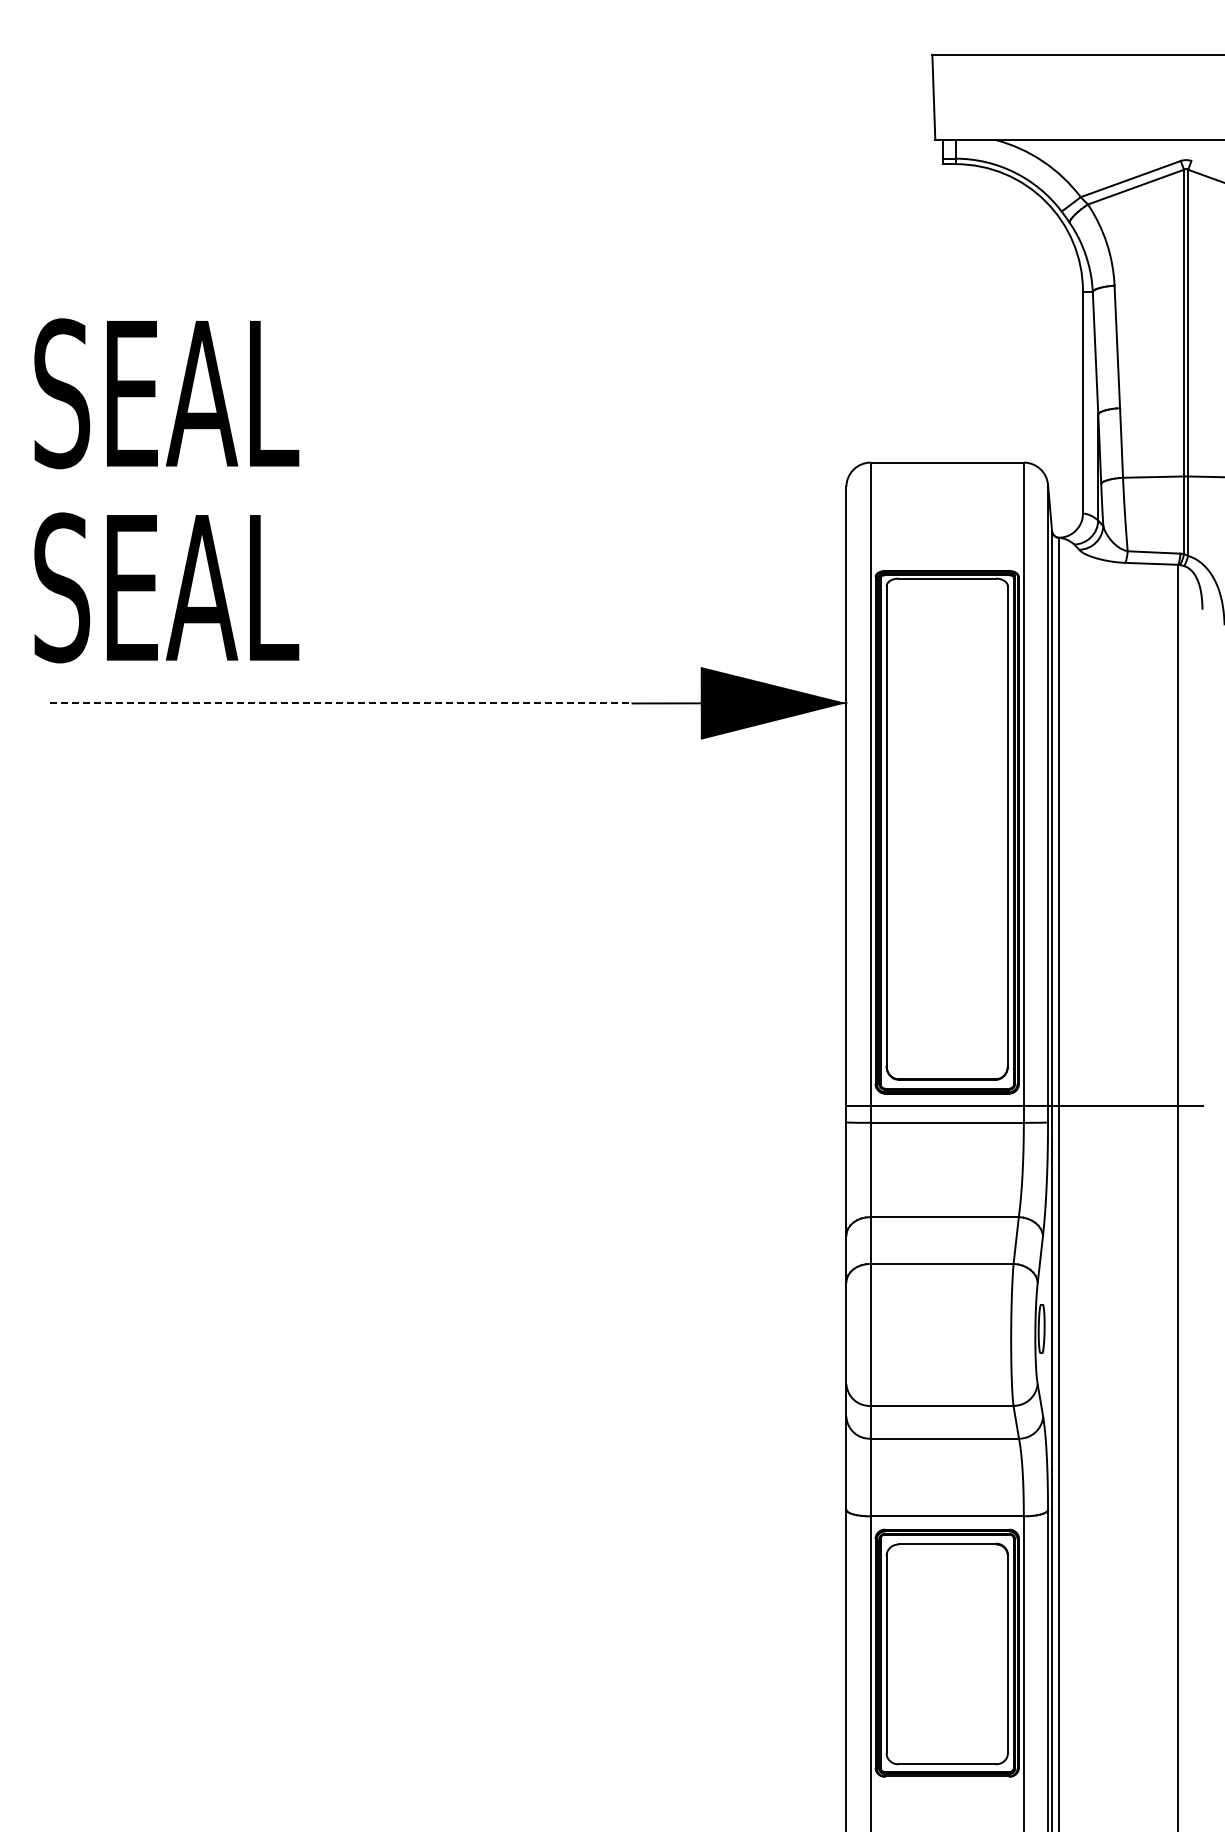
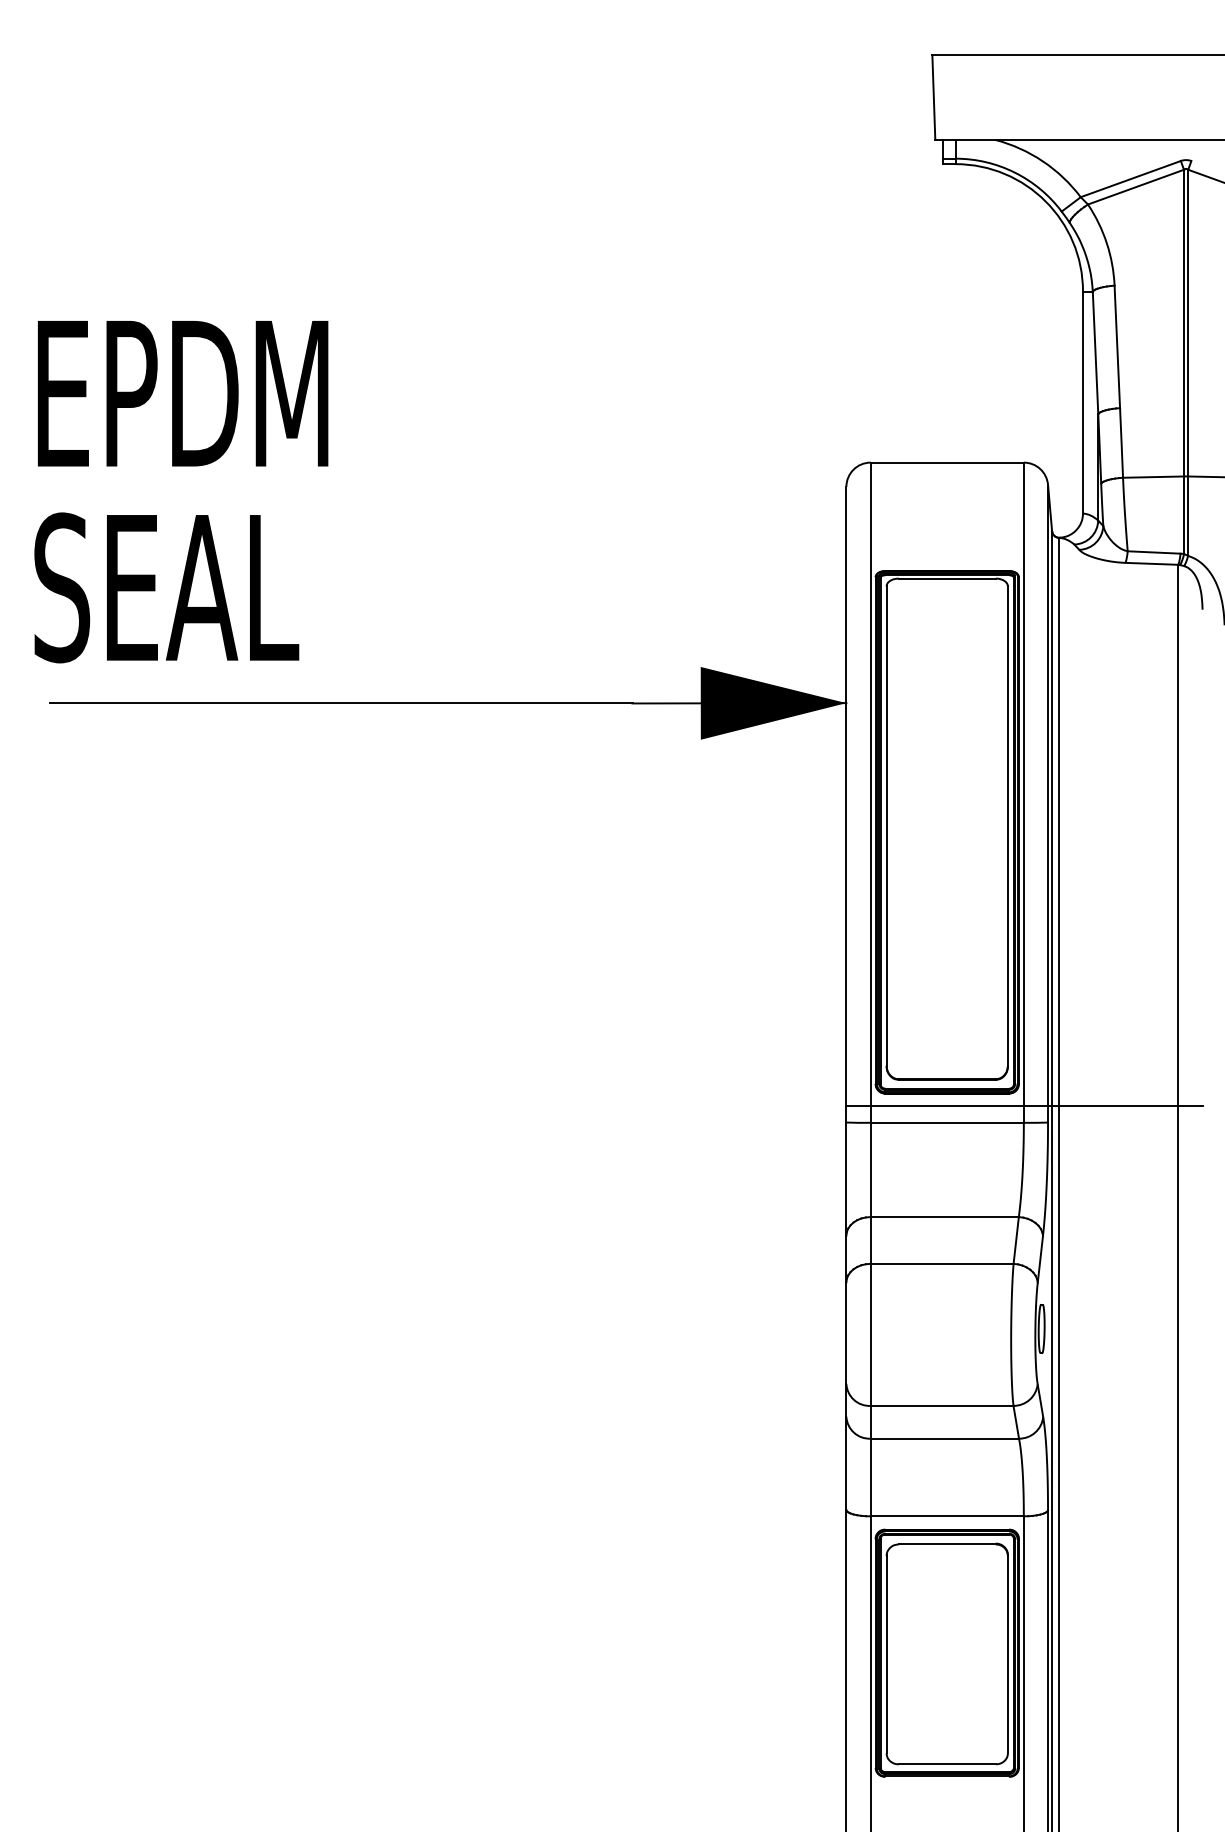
text: SEAL -> EPDM (181, 393)
line: dashed -> solid (341, 703)
